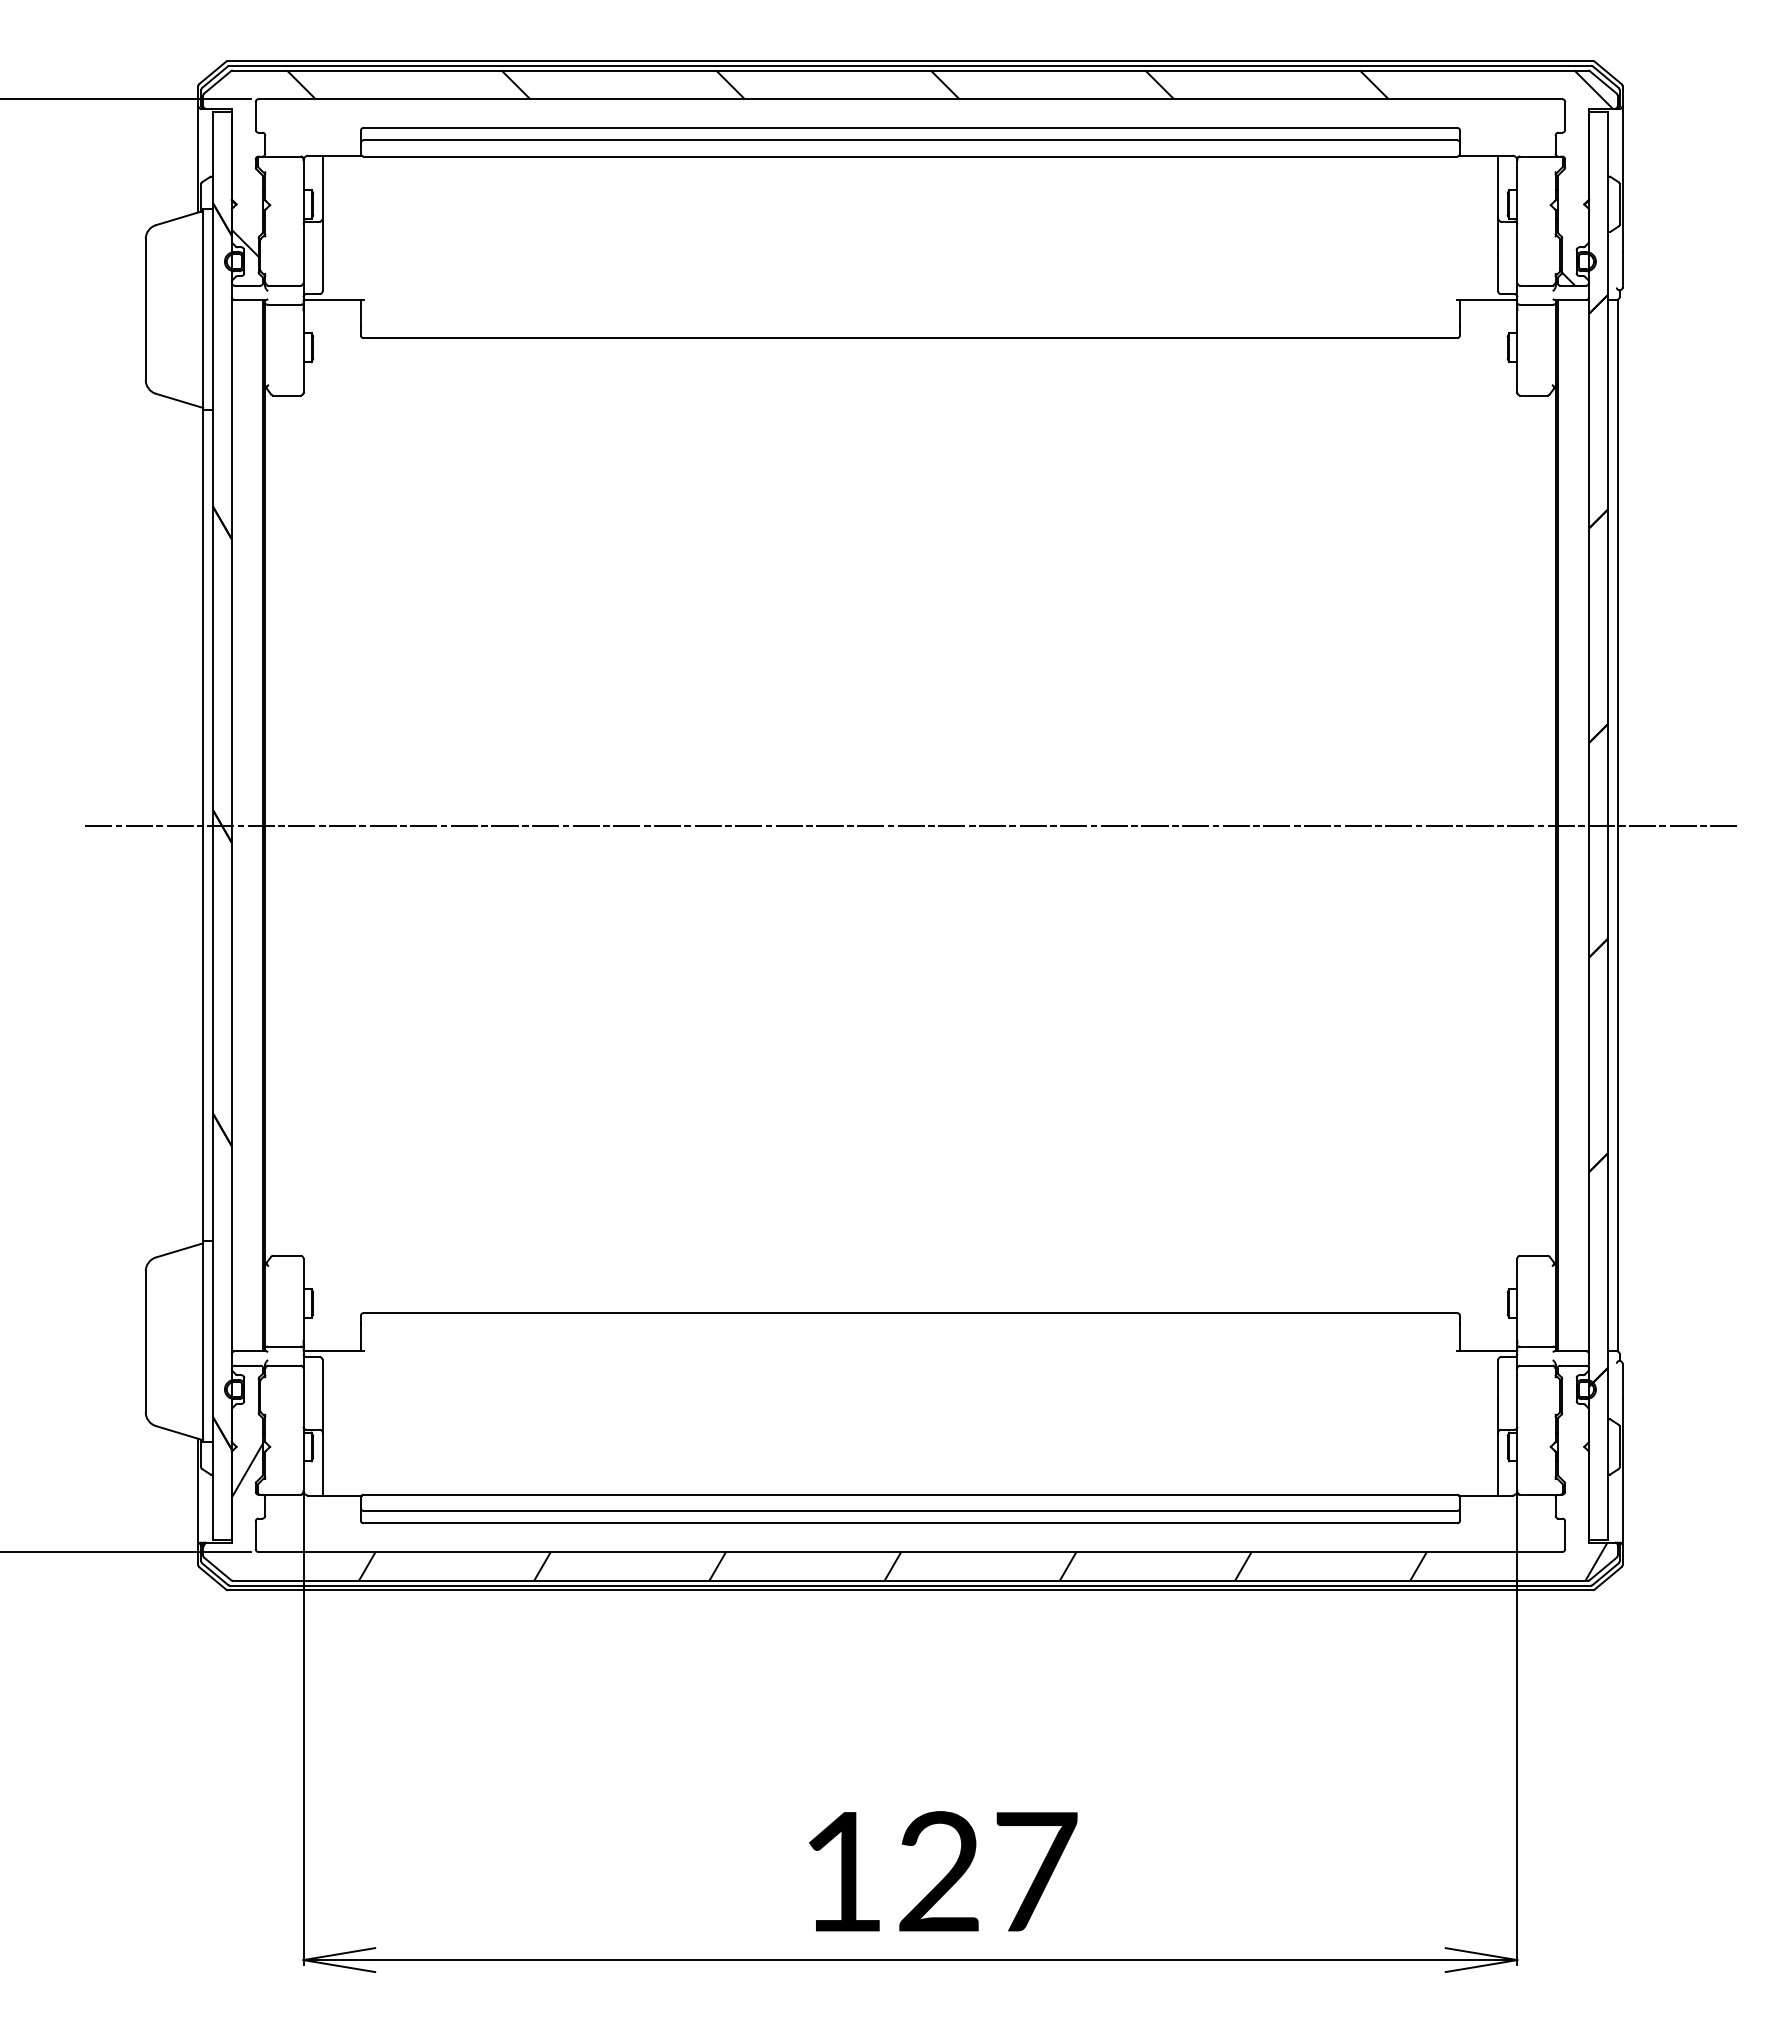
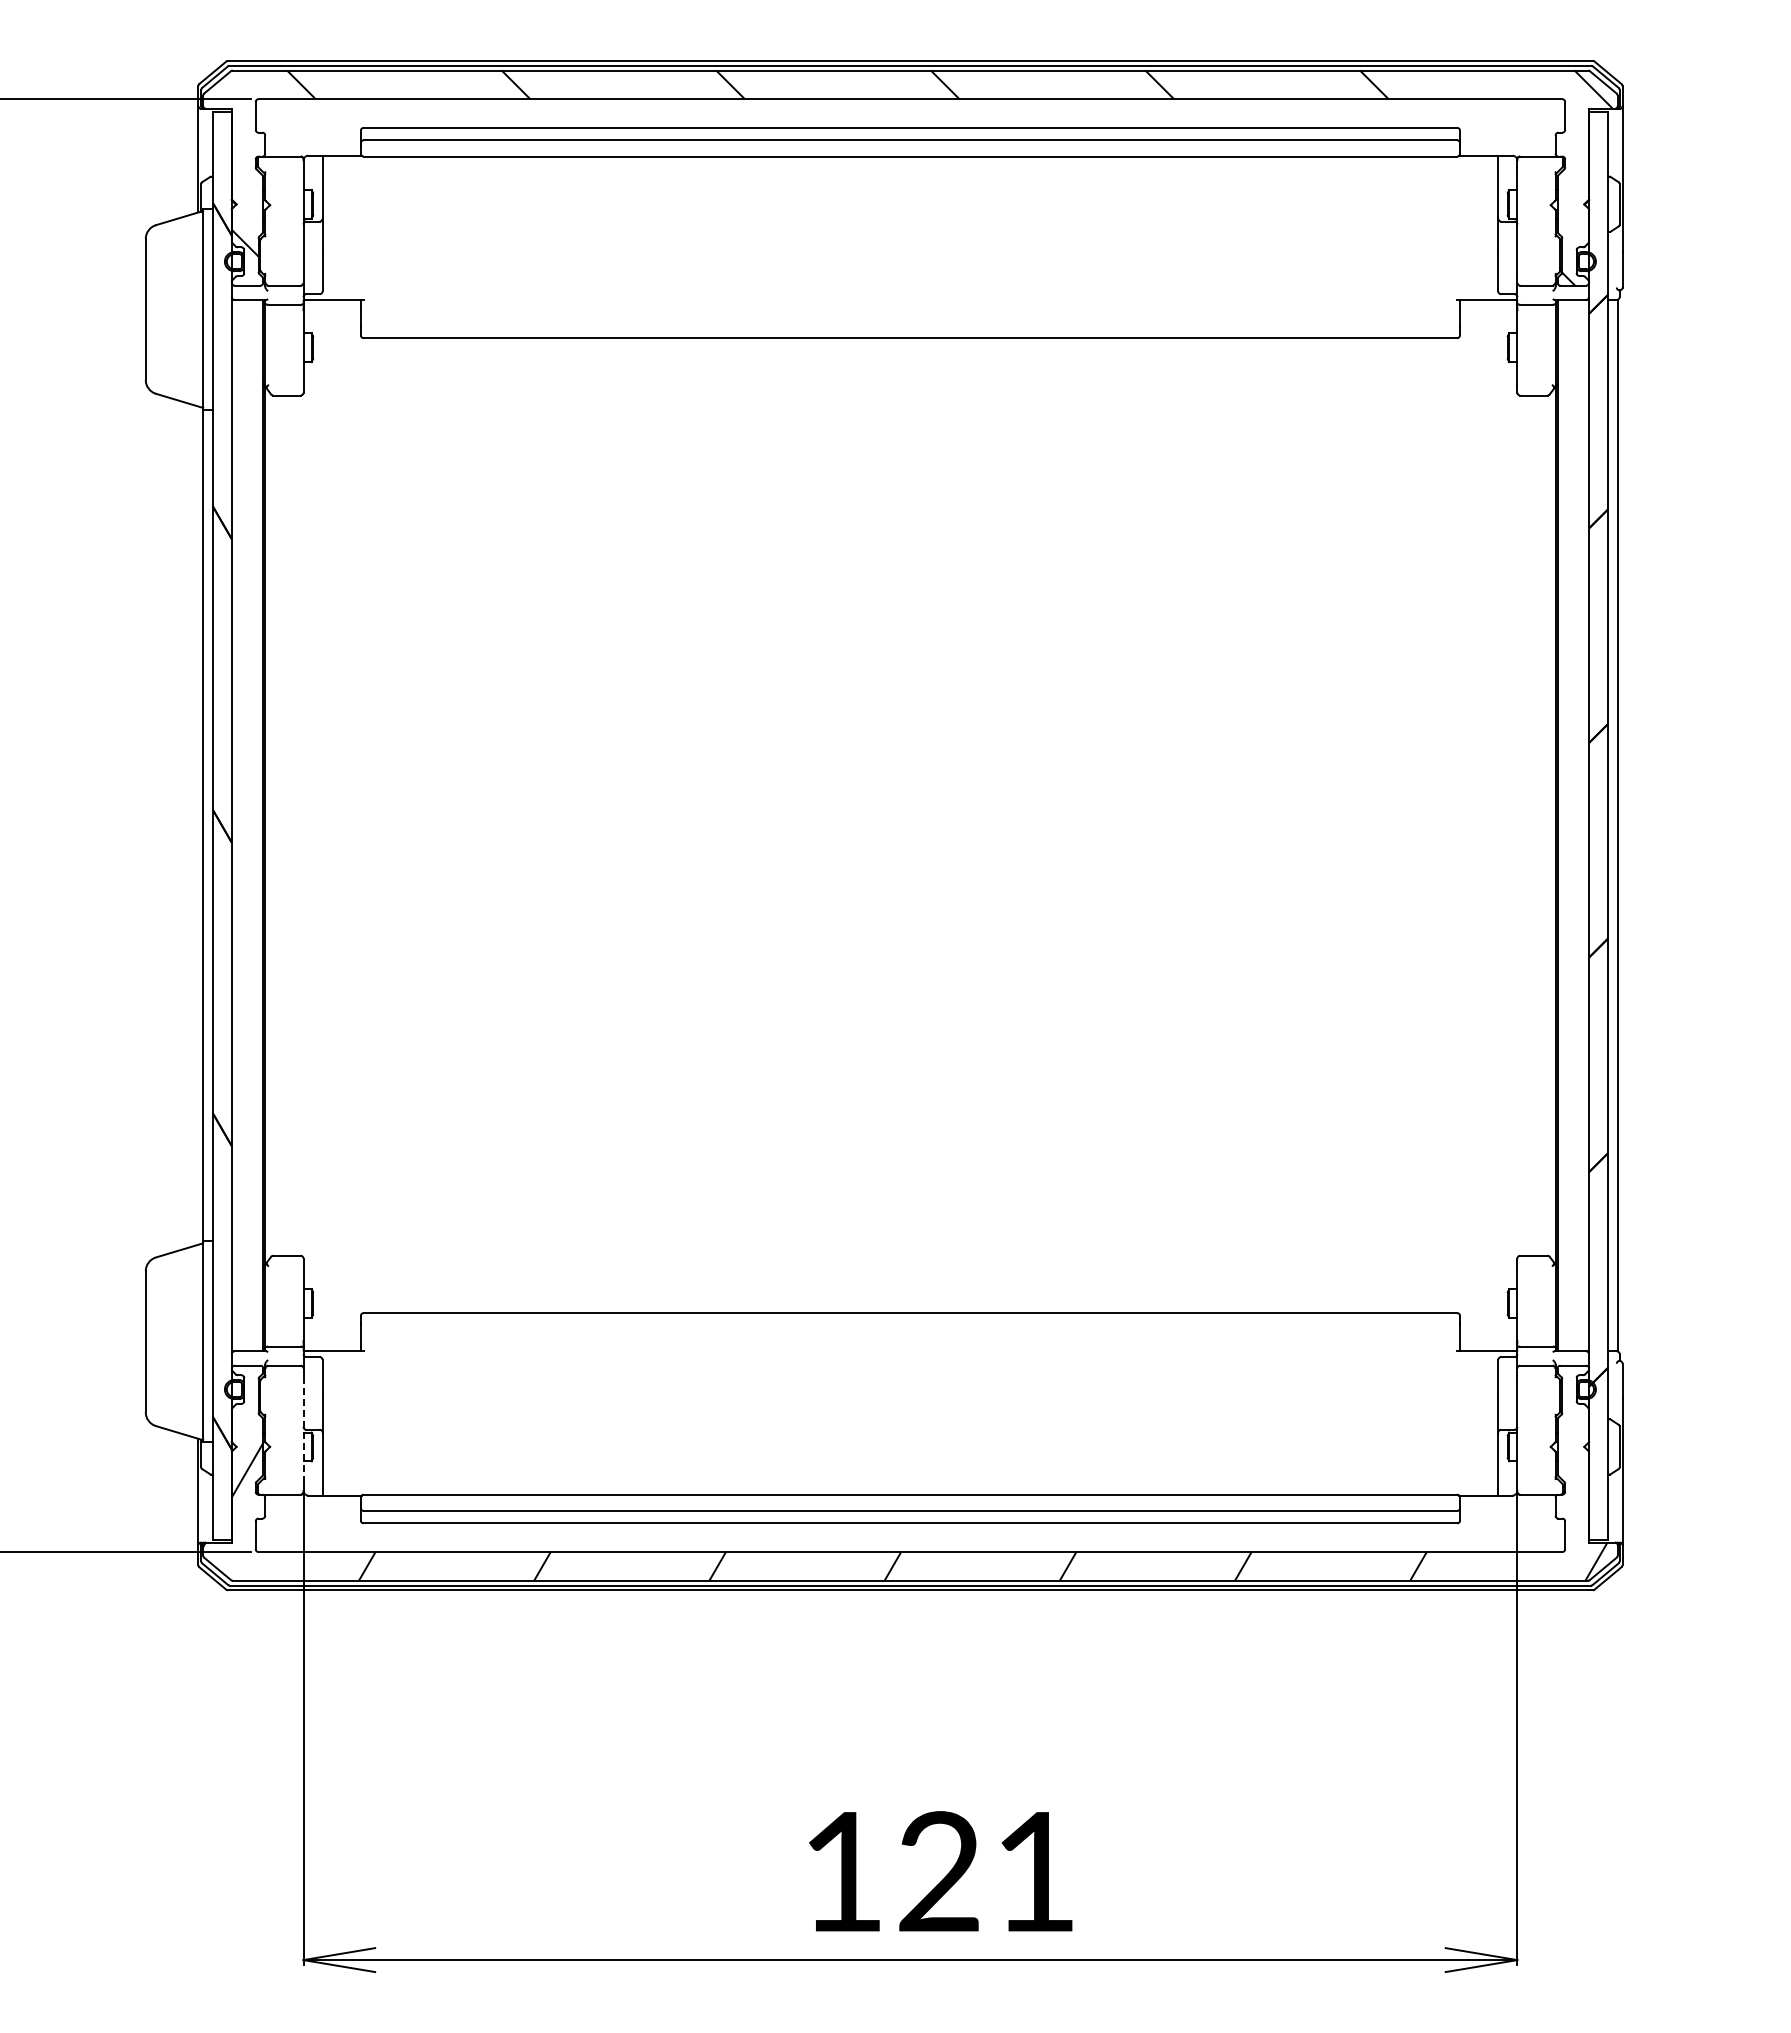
line: present -> none (910, 825)
line: solid -> dashed (303, 1429)
text: 127 -> 121 (1036, 1871)
